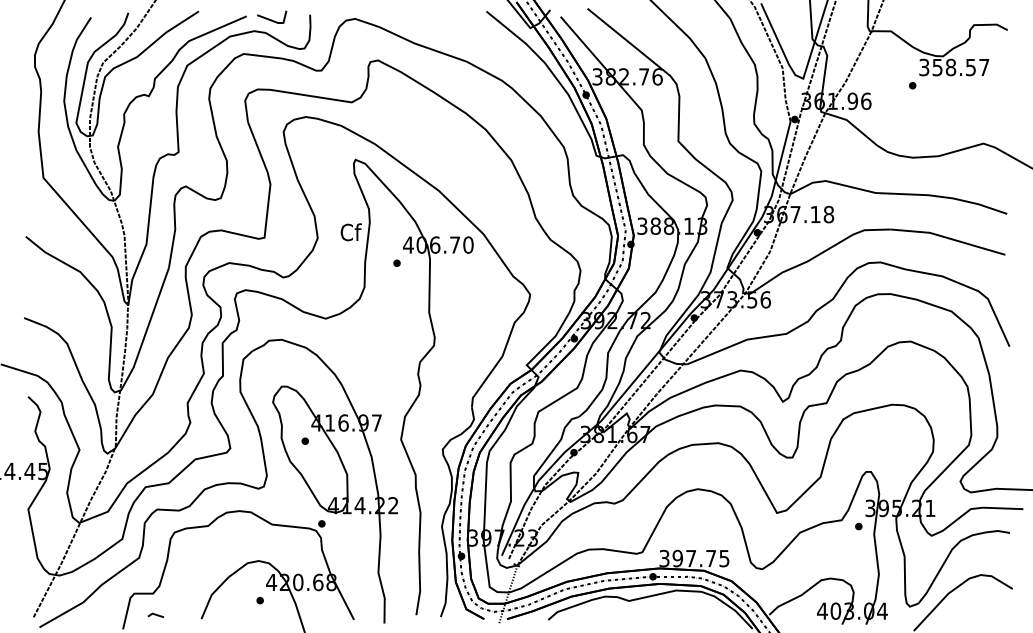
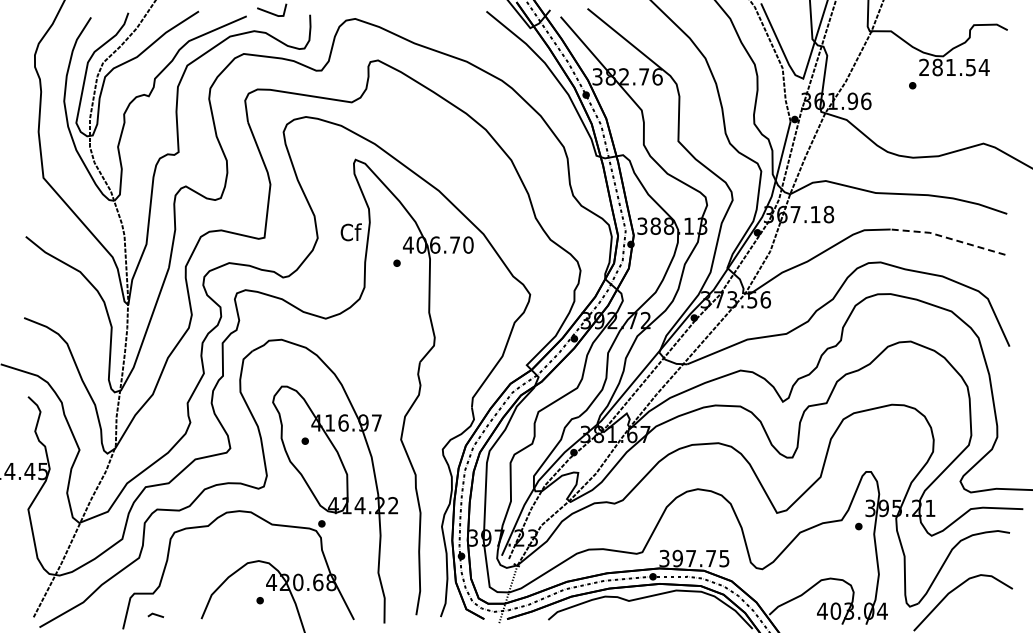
line position: (272, 19) -> (272, 12) (272, 12)
text: 358.57 -> 281.54 (954, 67)
line: solid -> dashed (948, 238)
